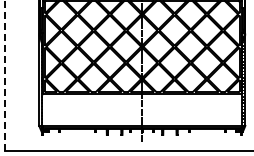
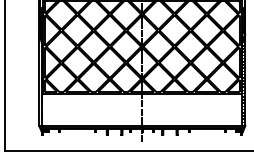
line: dashed -> solid (5, 75)
